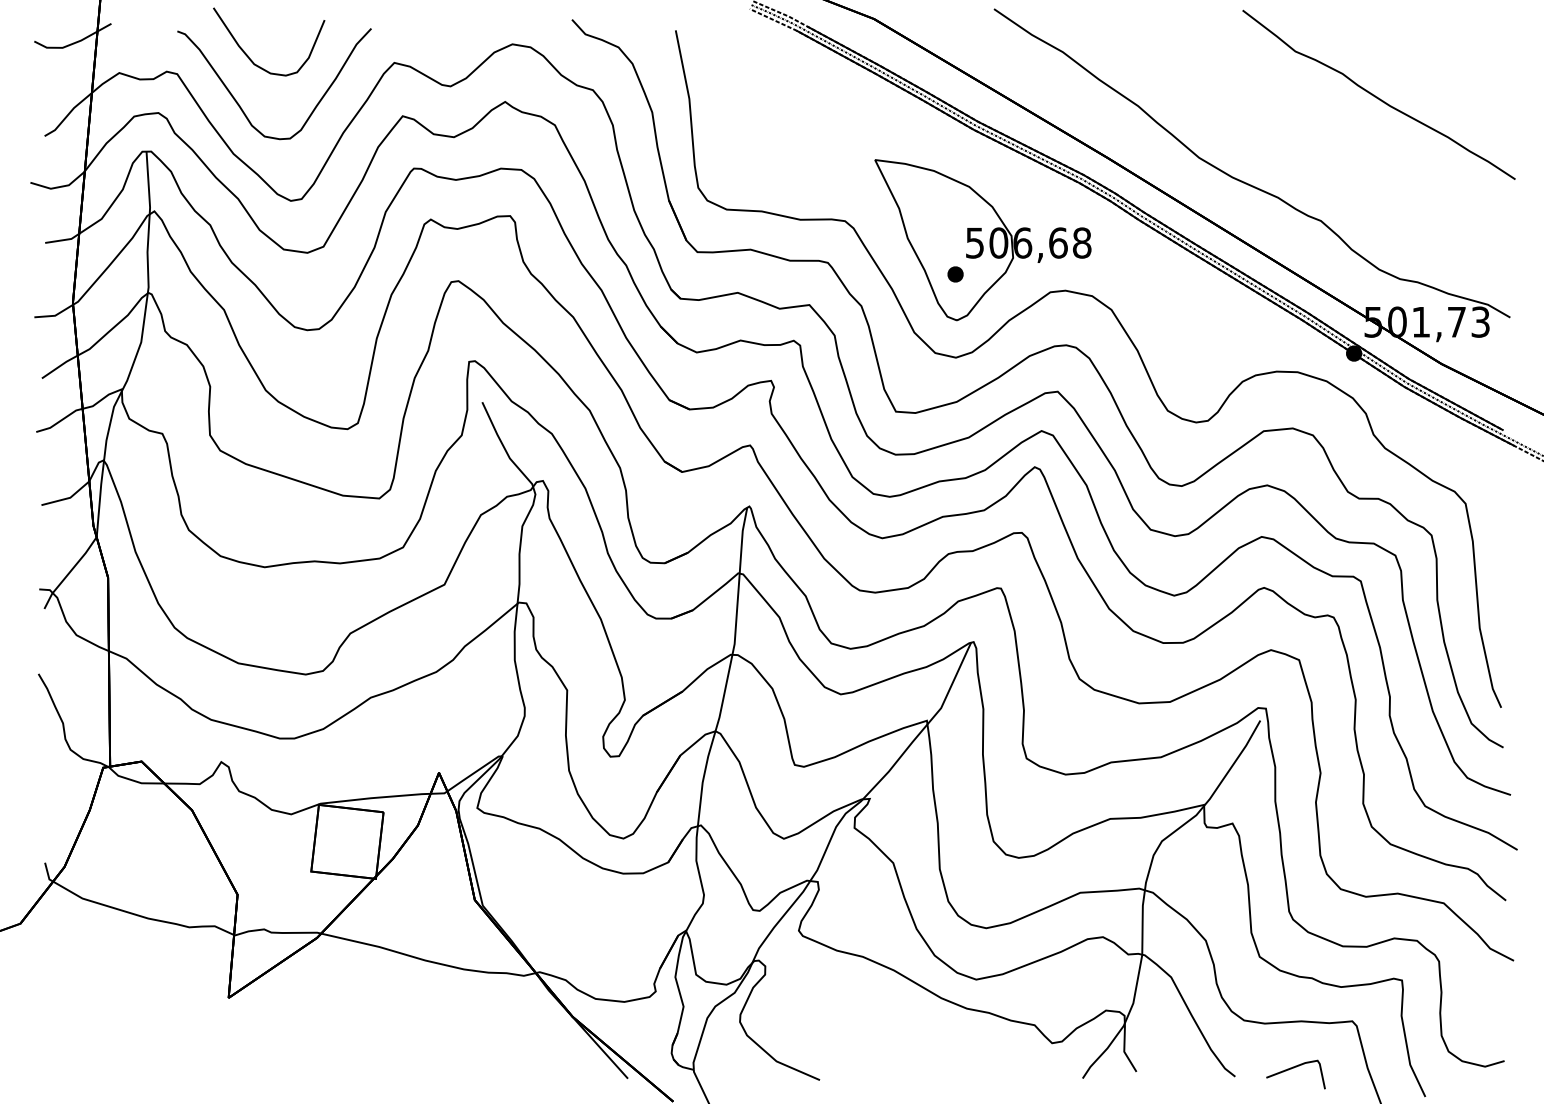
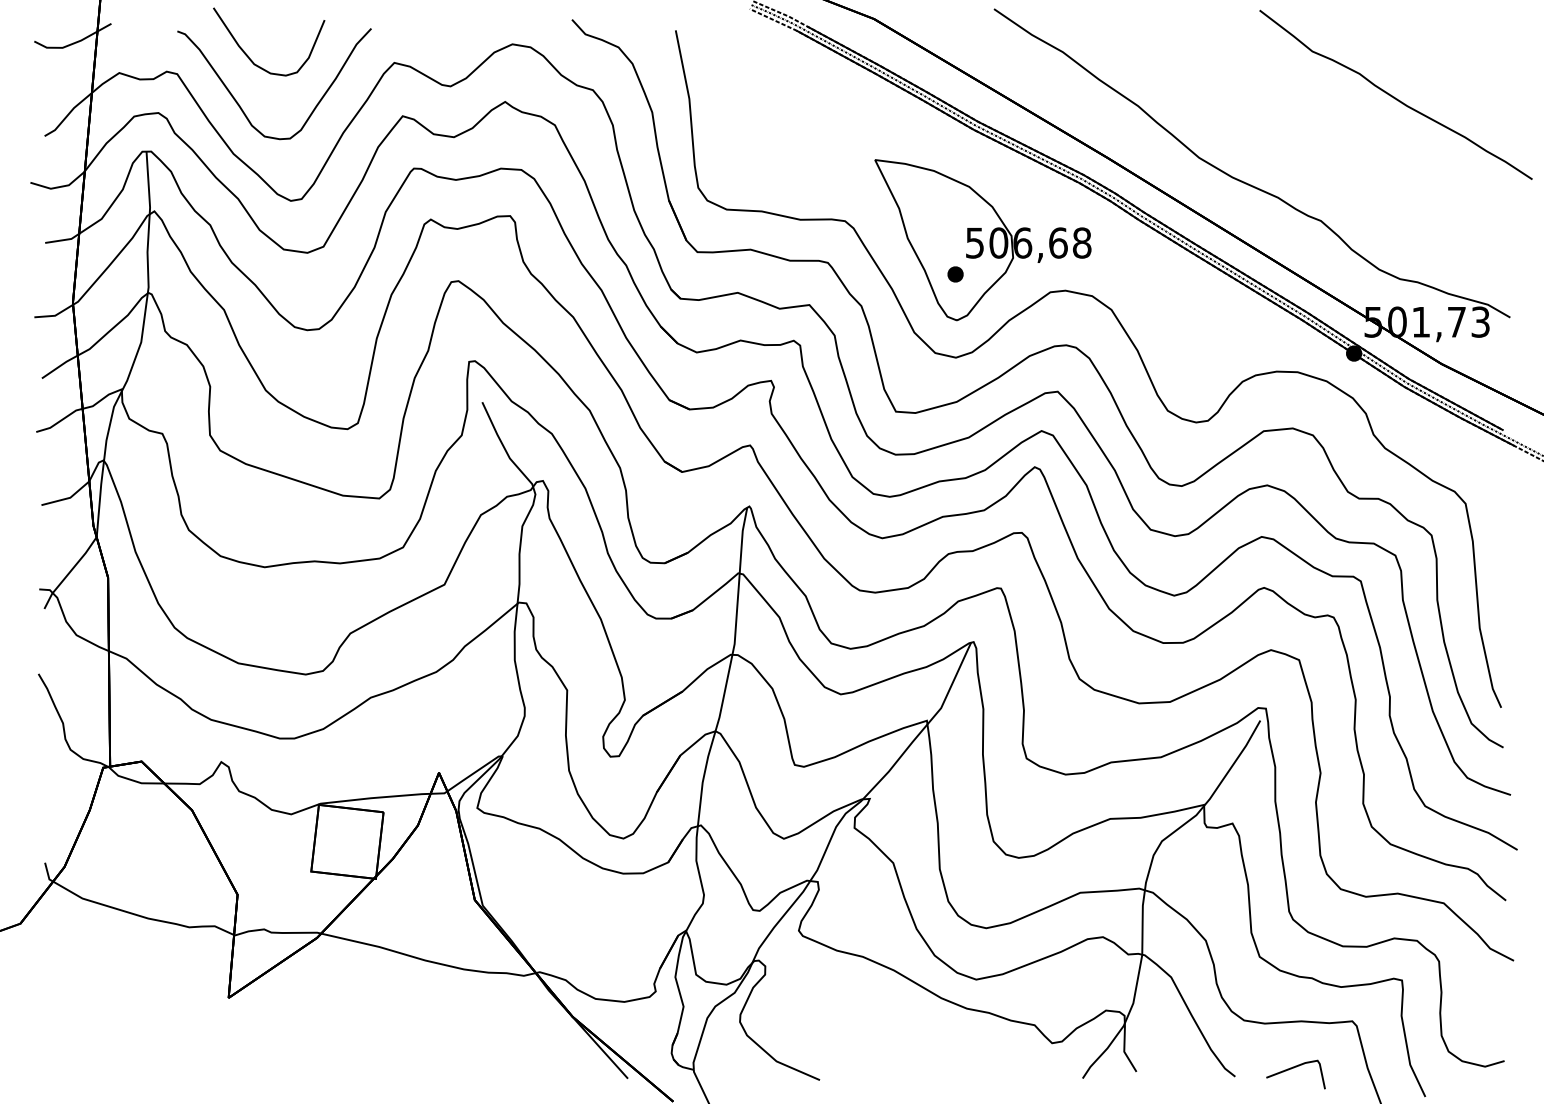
curve position: (1377, 96) -> (1394, 96) (1394, 96)
